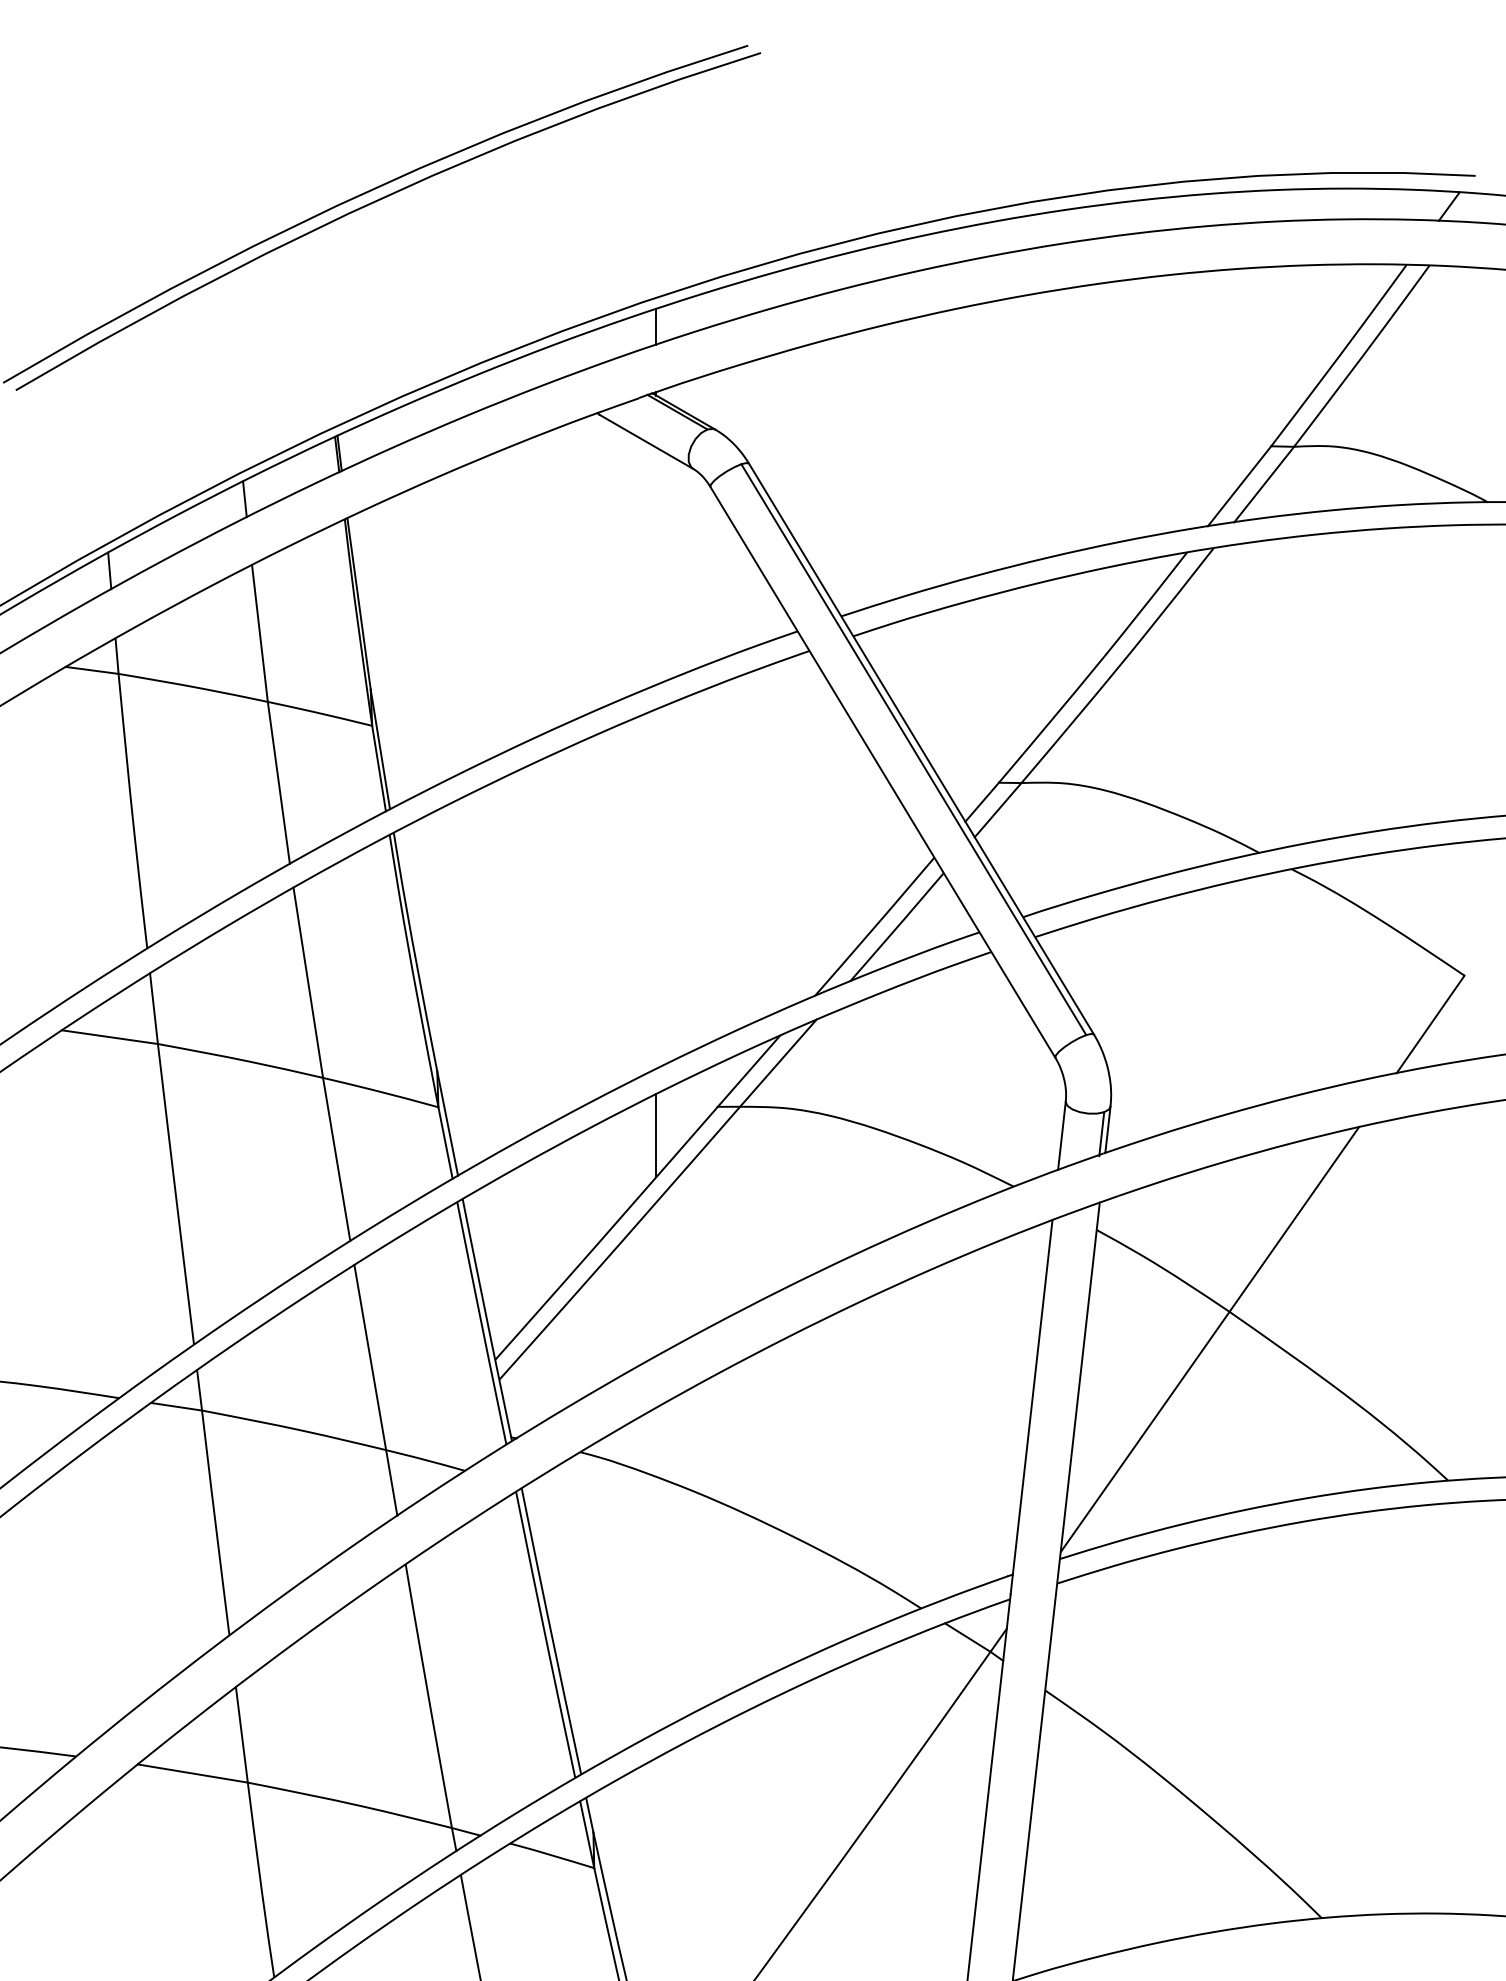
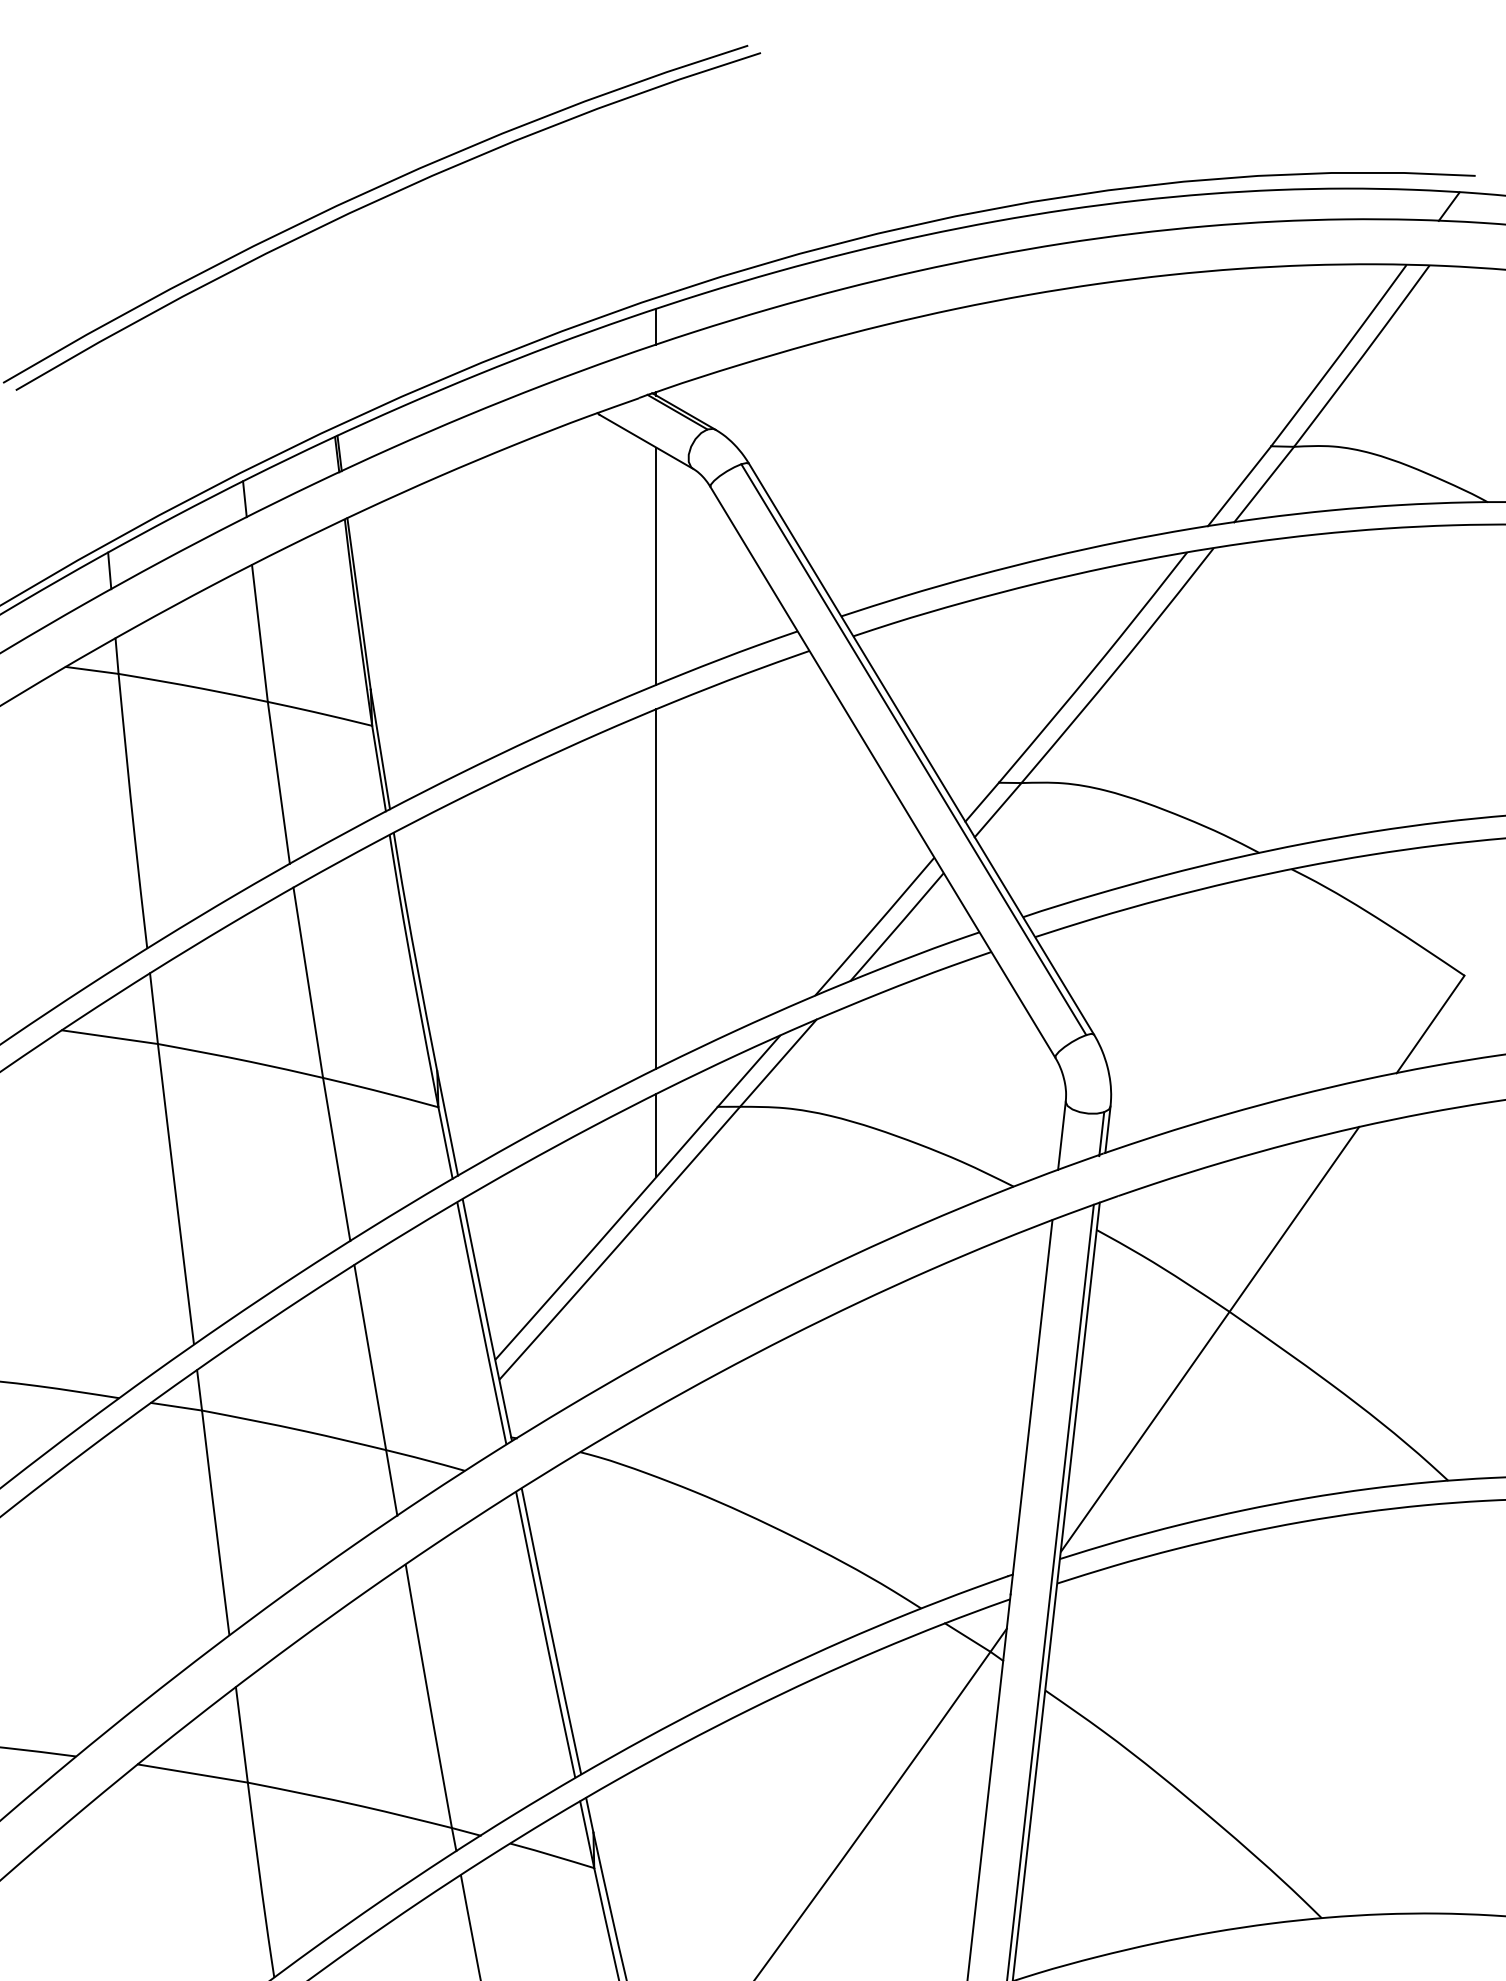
line: none -> present (656, 566)
line: none -> present (656, 888)
line: none -> present (1050, 1590)
